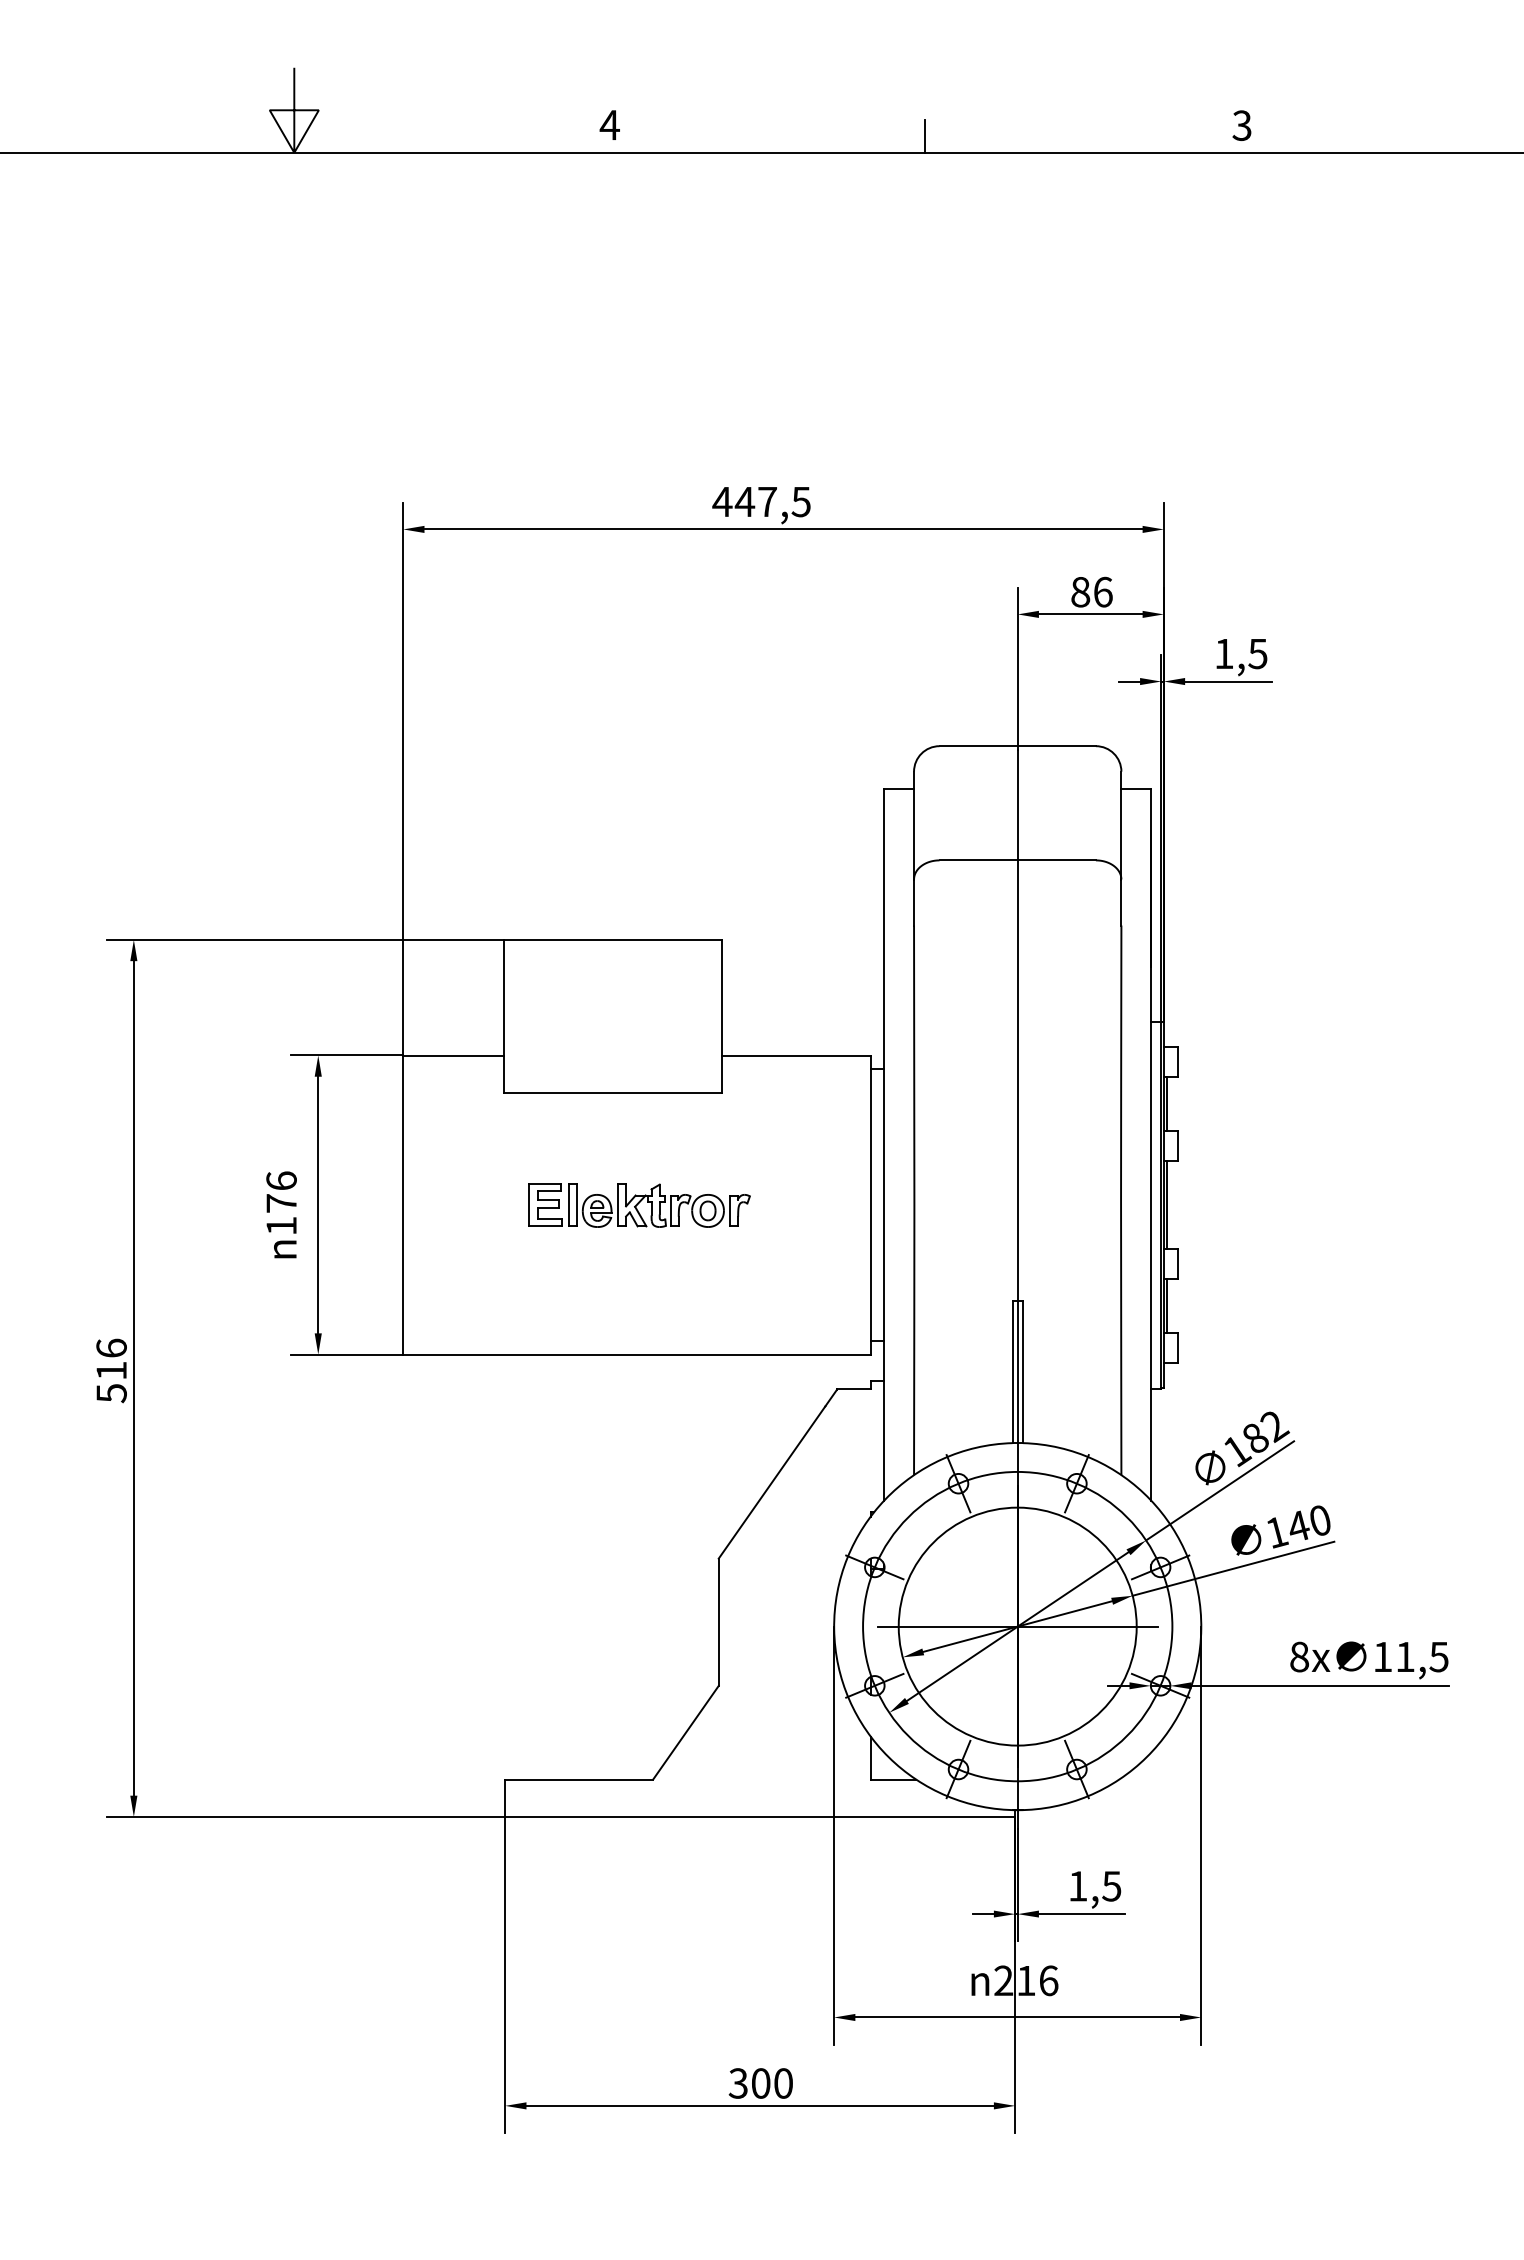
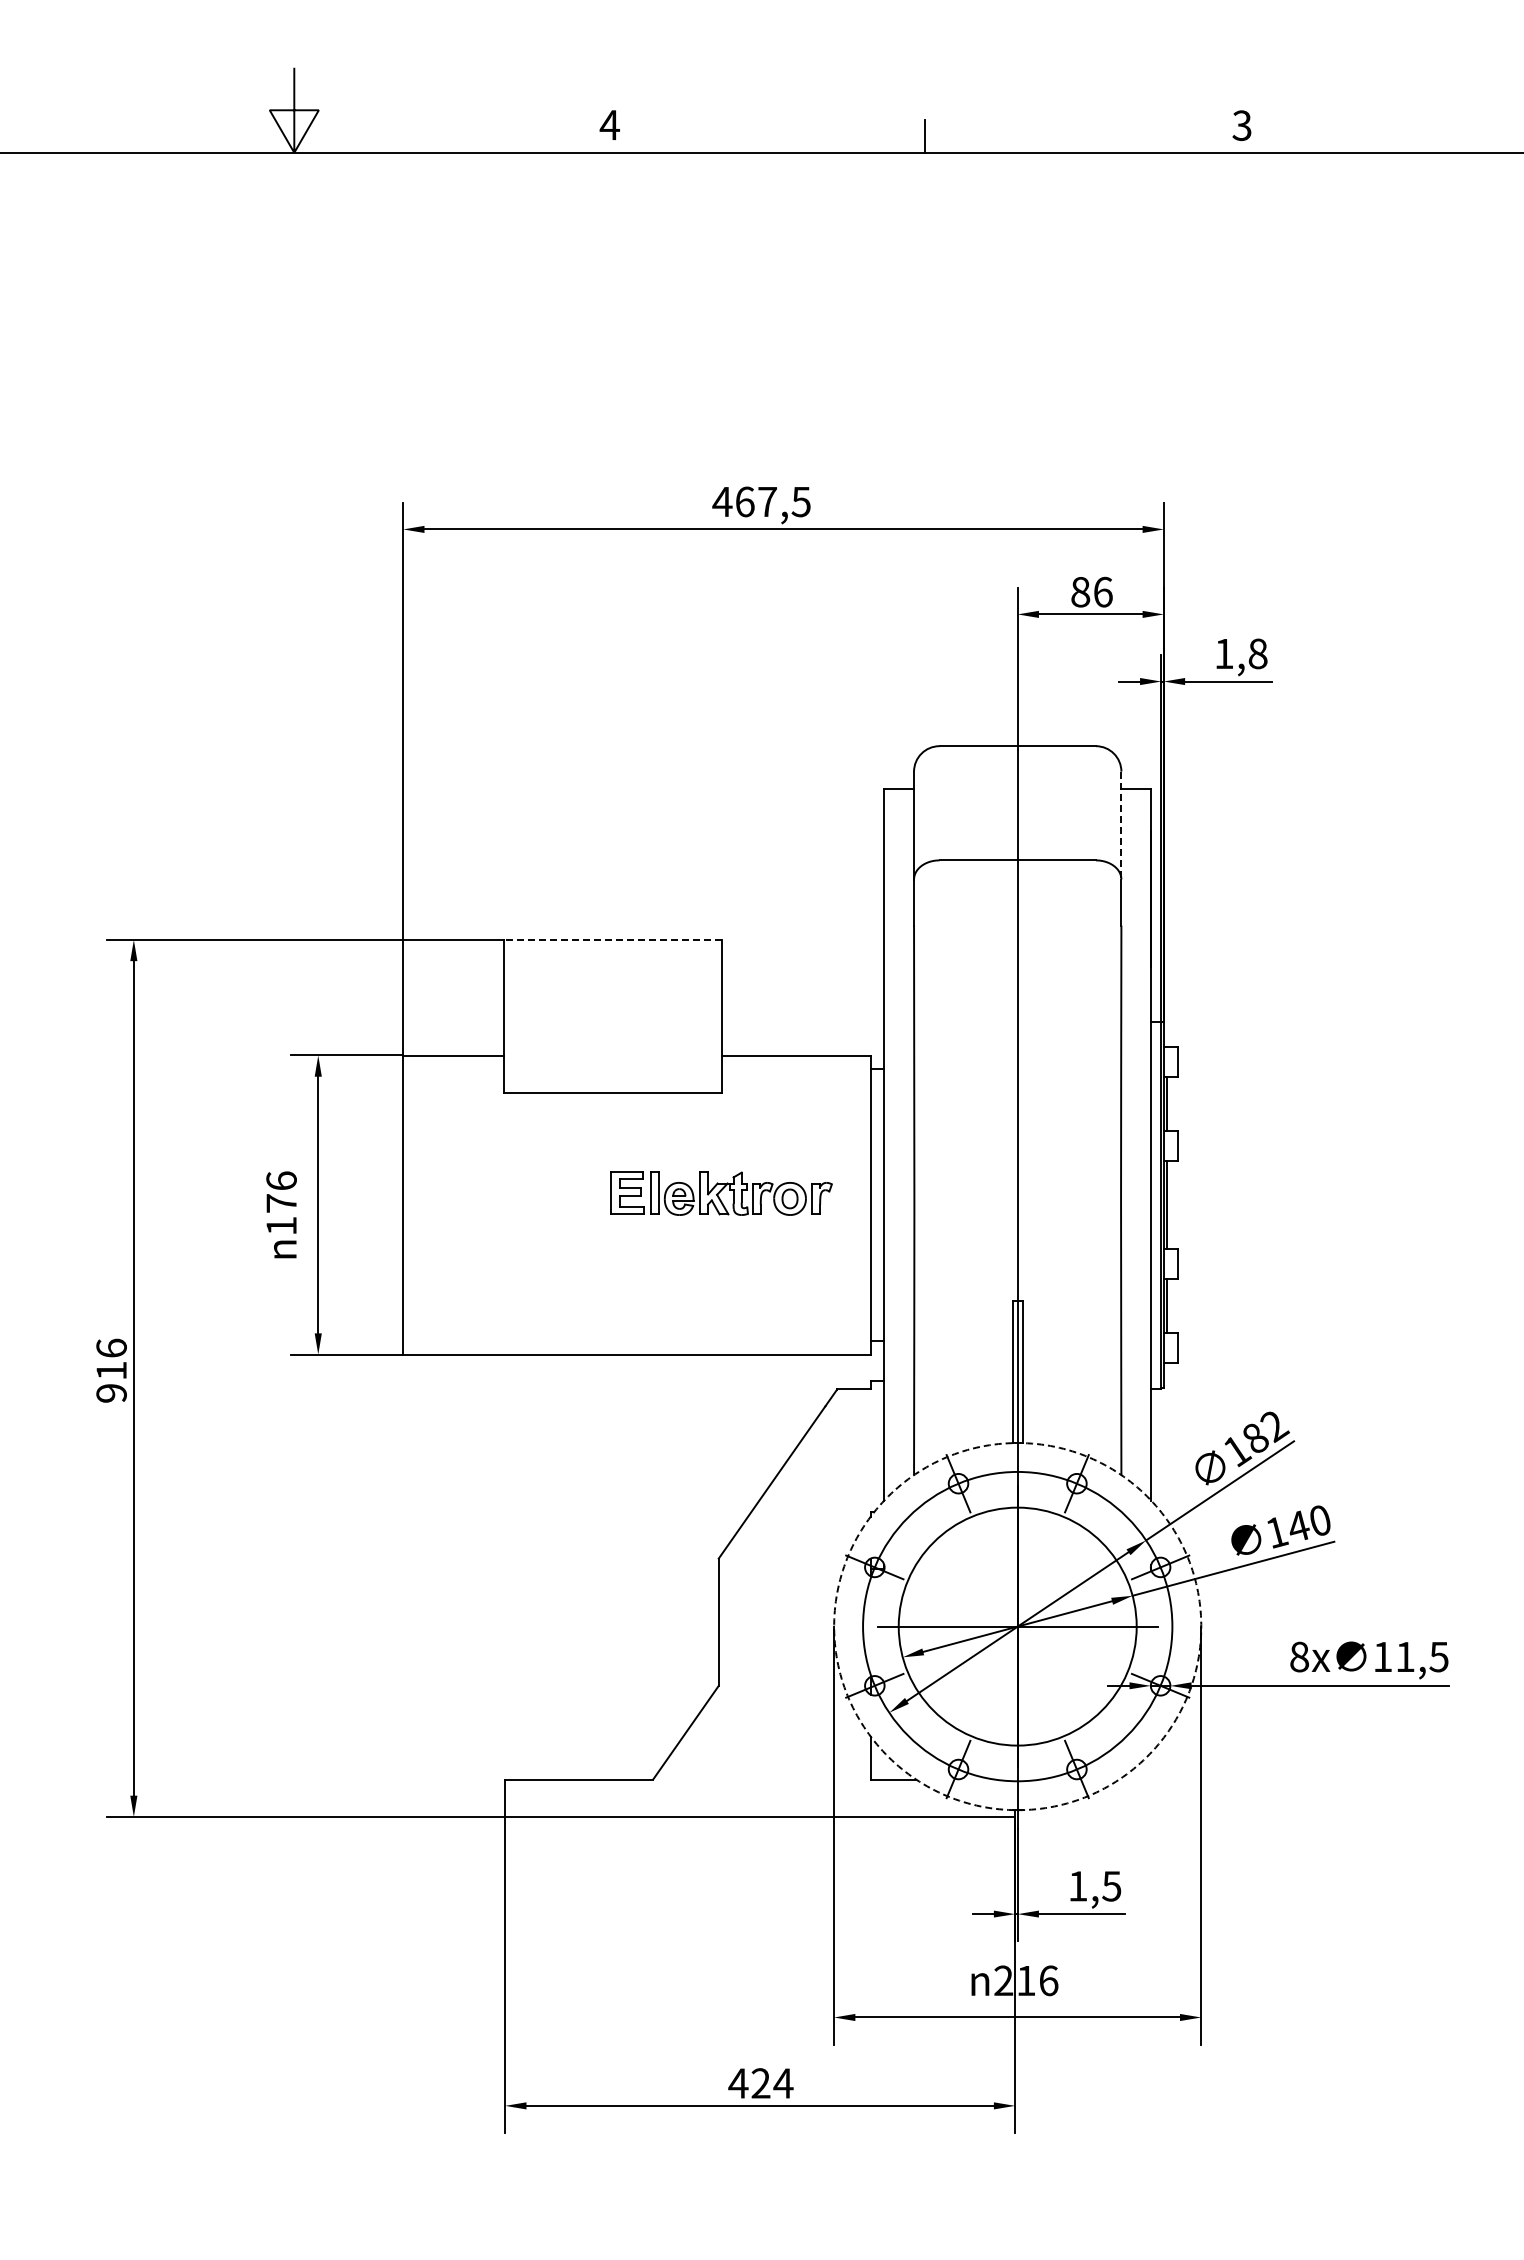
text: 447,5 -> 467,5 (744, 501)
text: 1,5 -> 1,8 (1257, 653)
line: solid -> dashed (1121, 825)
line: solid -> dashed (613, 939)
part position: (639, 1205) -> (721, 1193) (721, 1193)
text: 516 -> 916 (111, 1393)
arc: solid -> dashed (1017, 1810)
text: 300 -> 424 (760, 2083)
